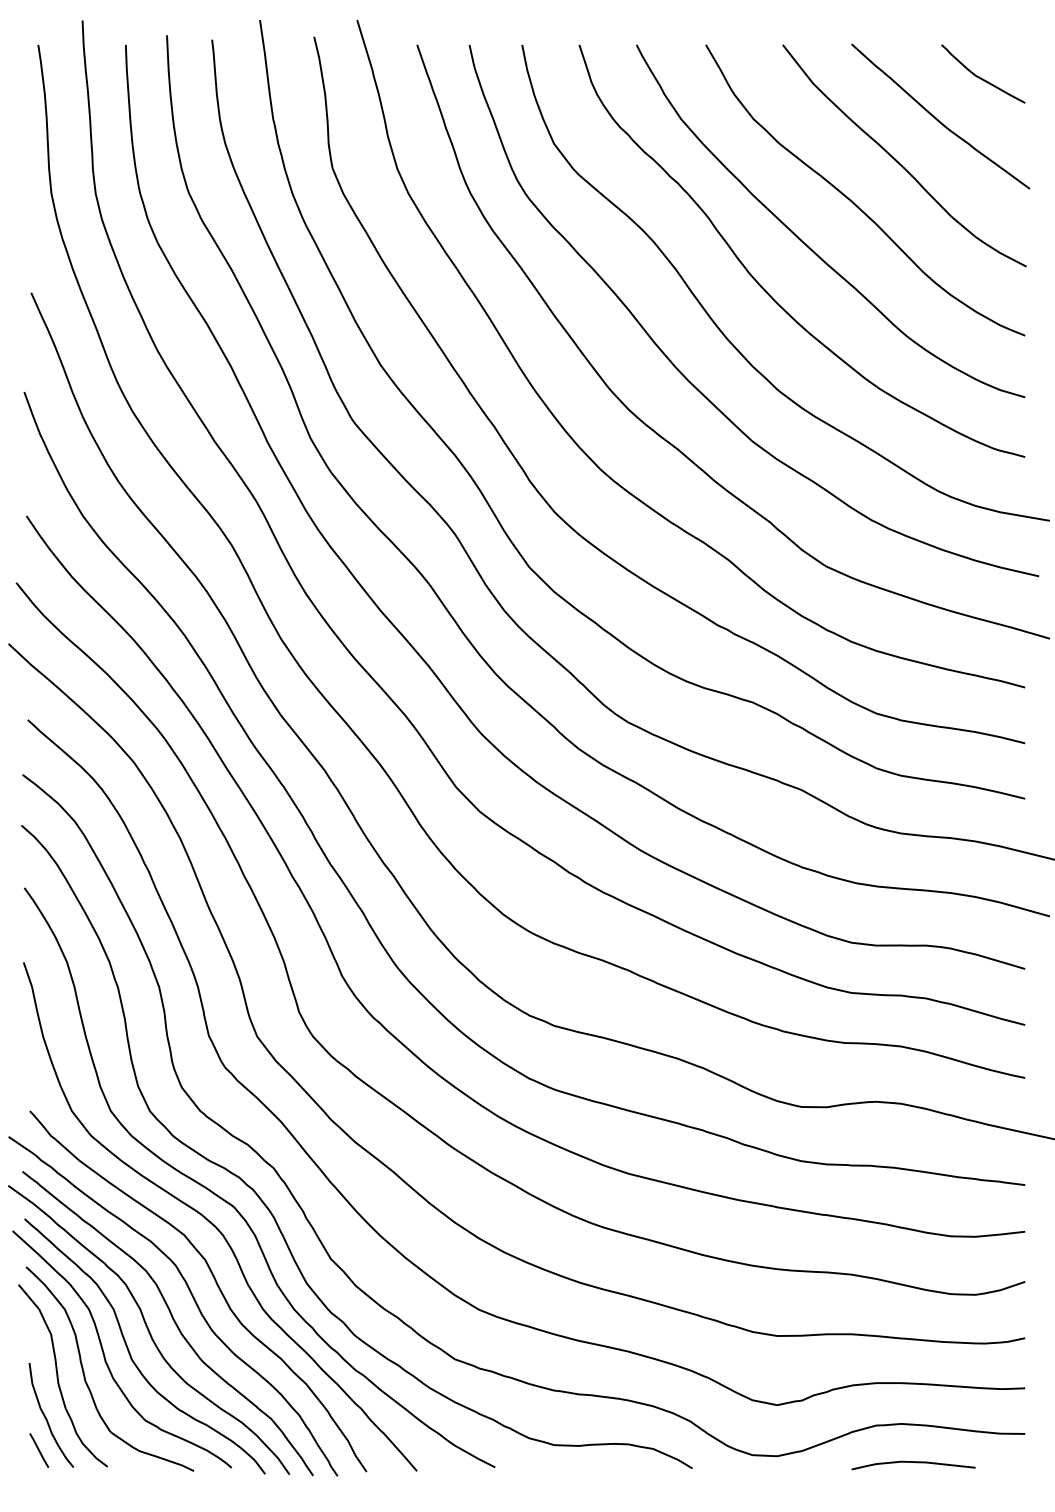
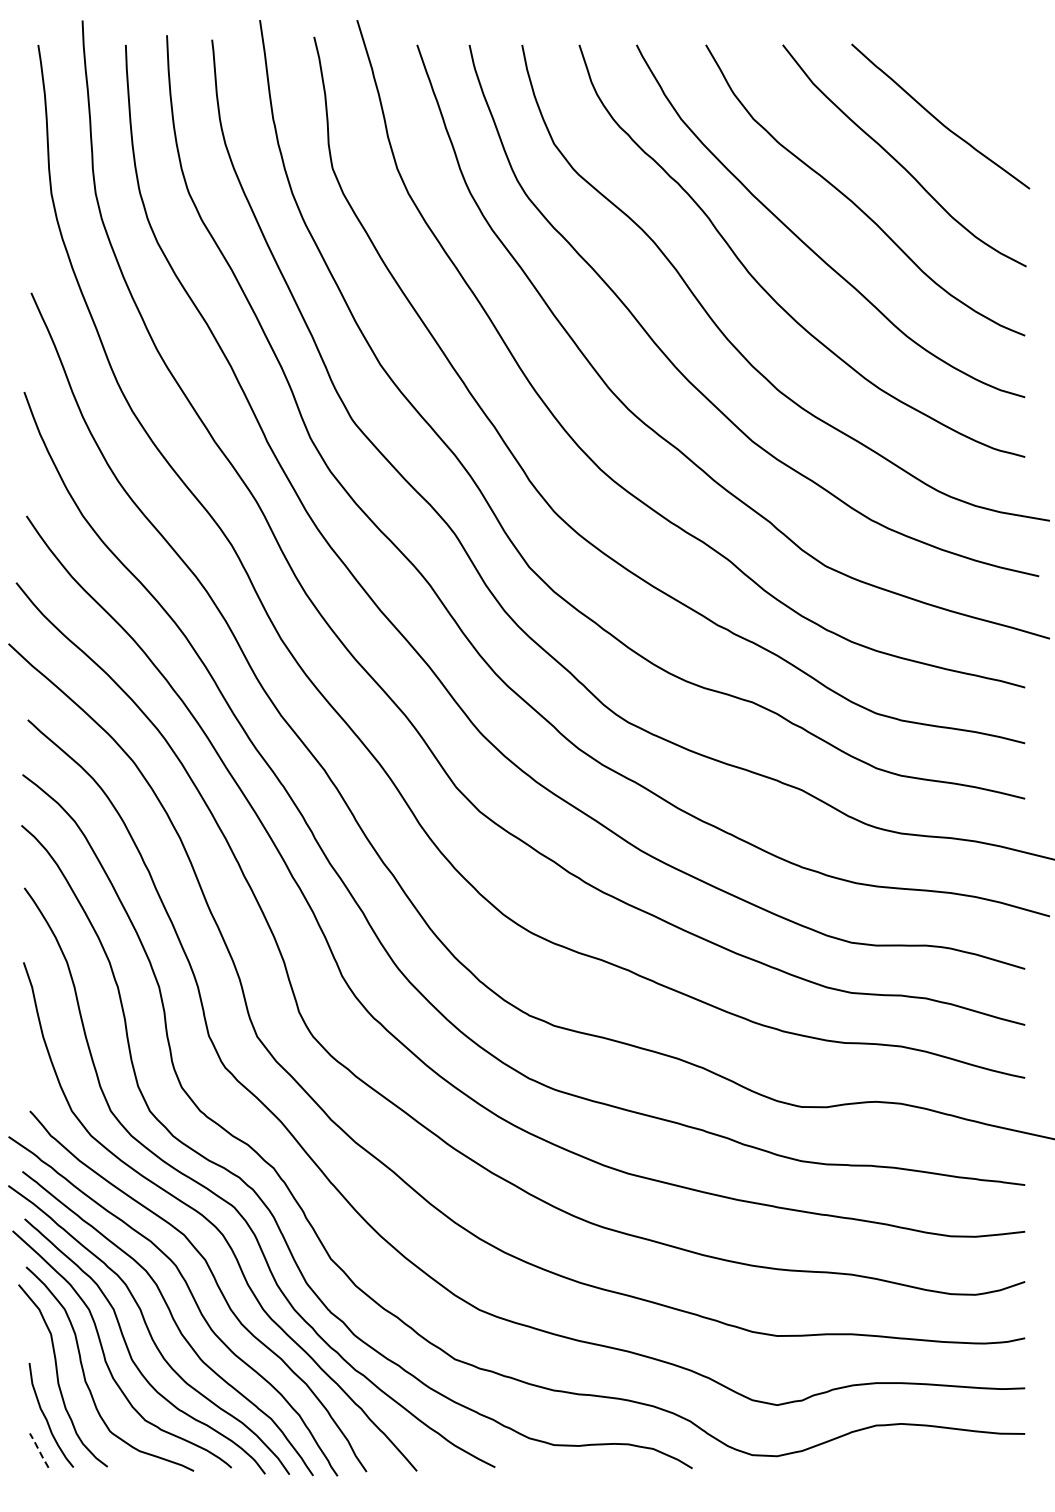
curve: present -> none (981, 77)
line: solid -> dashed (39, 1450)
curve: present -> none (913, 1462)
